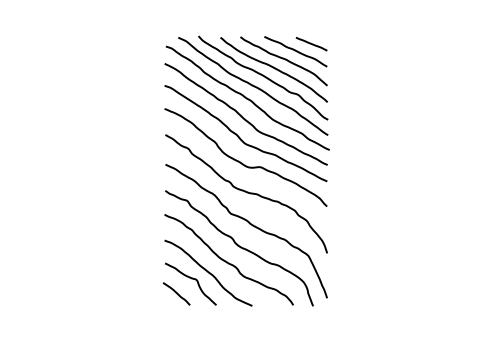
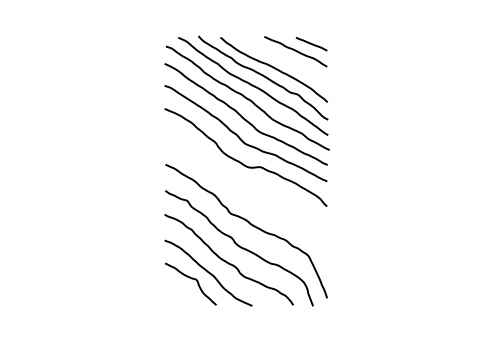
curve: present -> none (283, 59)
curve: present -> none (246, 192)
curve: present -> none (176, 293)
